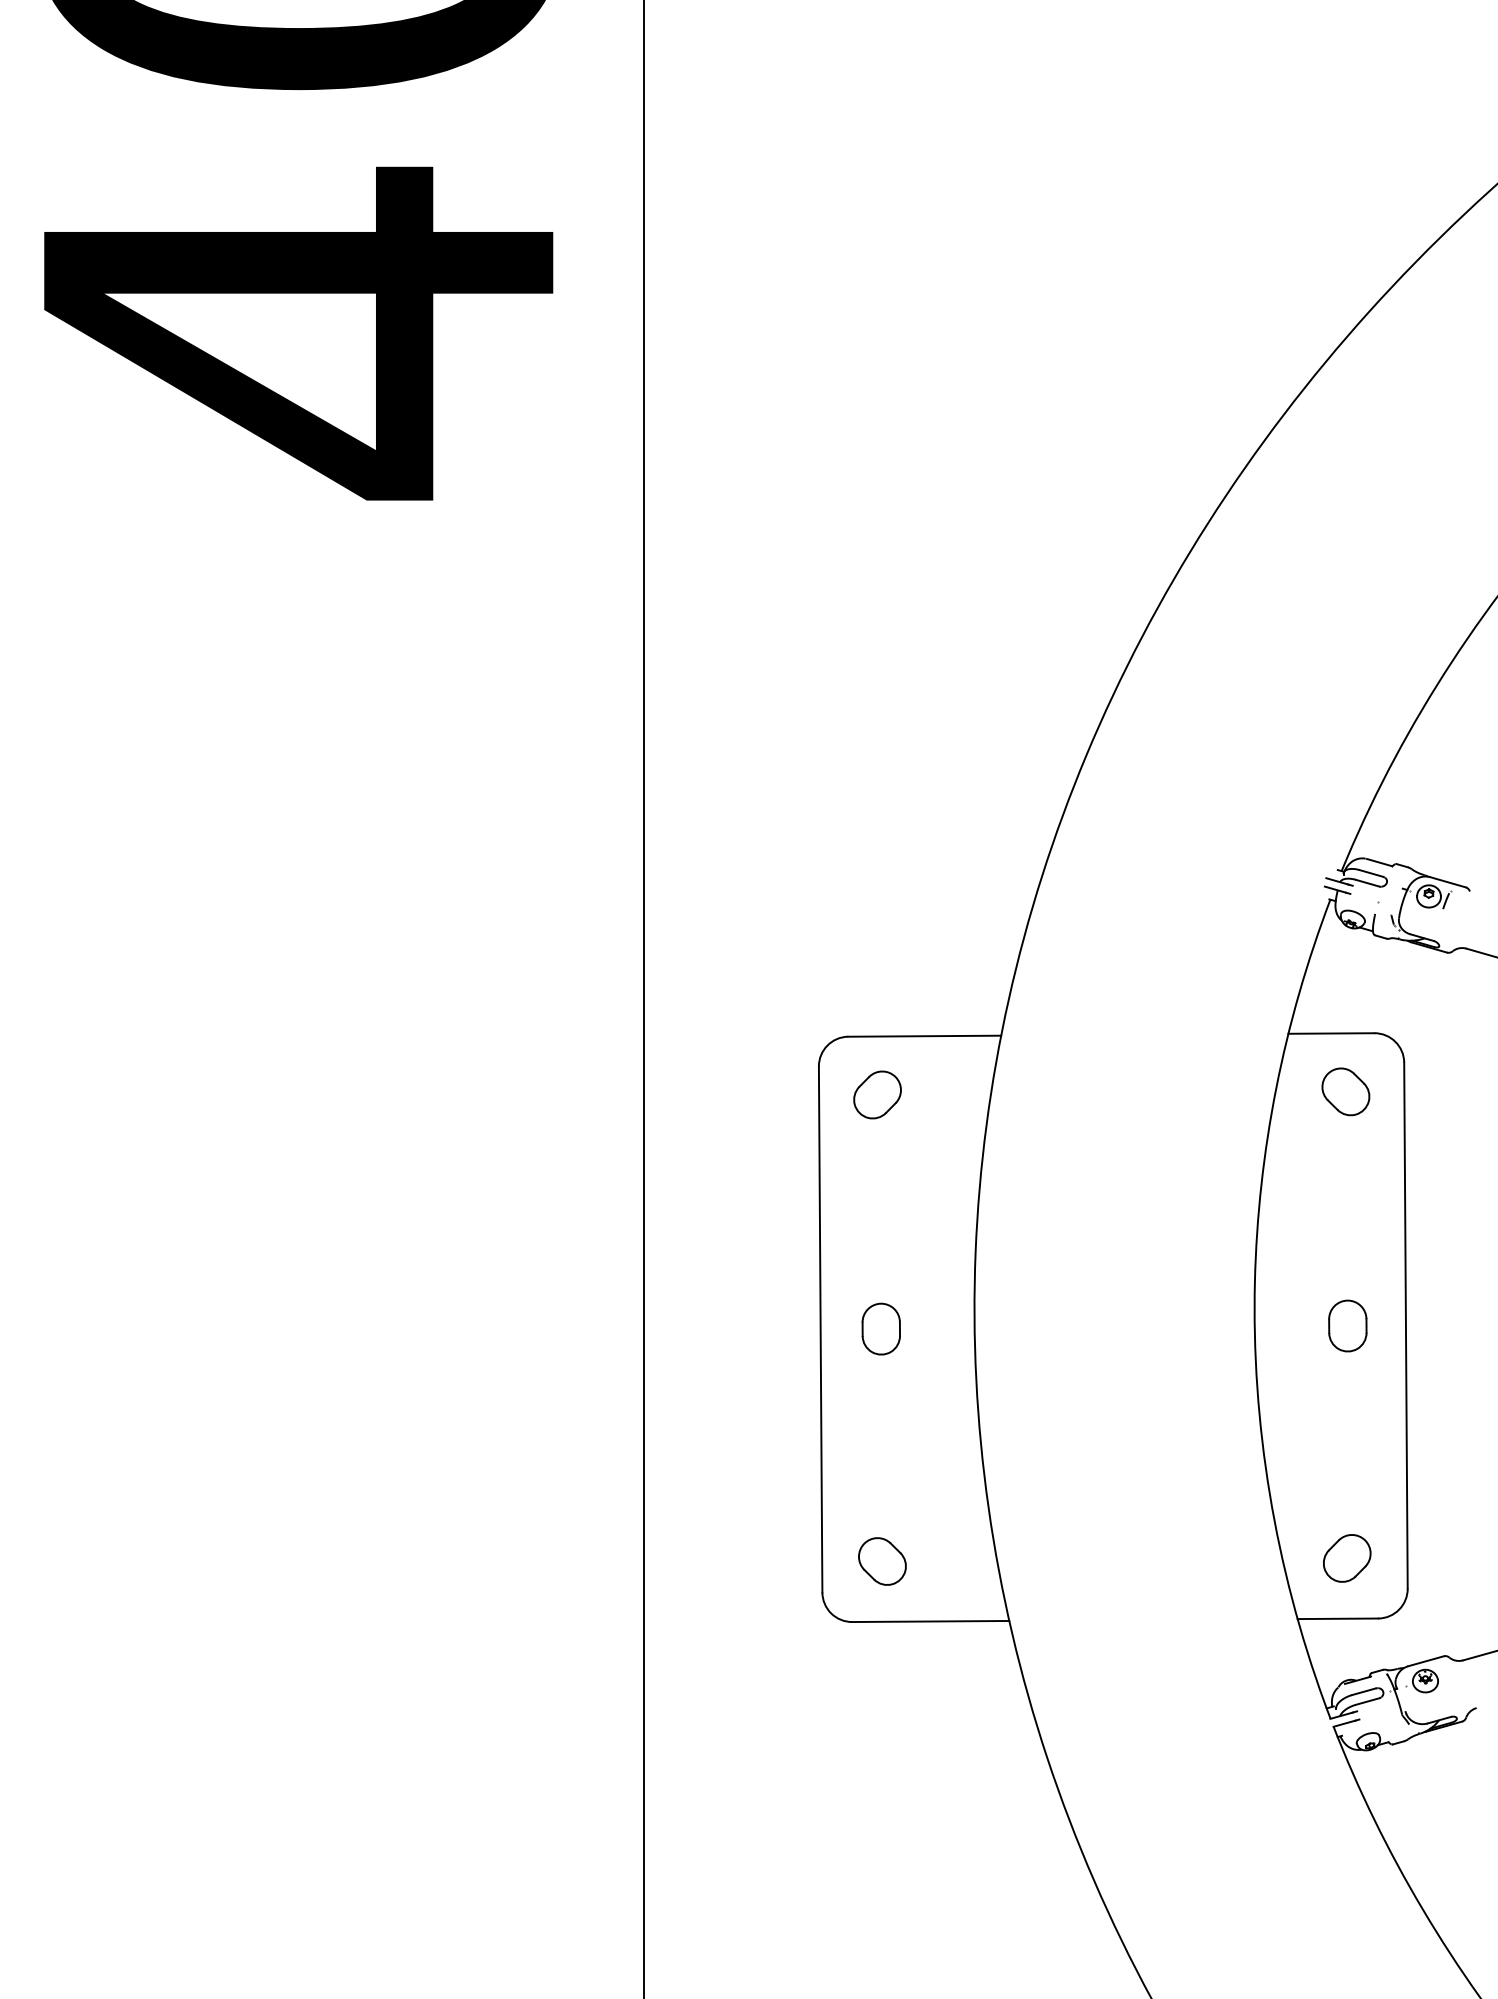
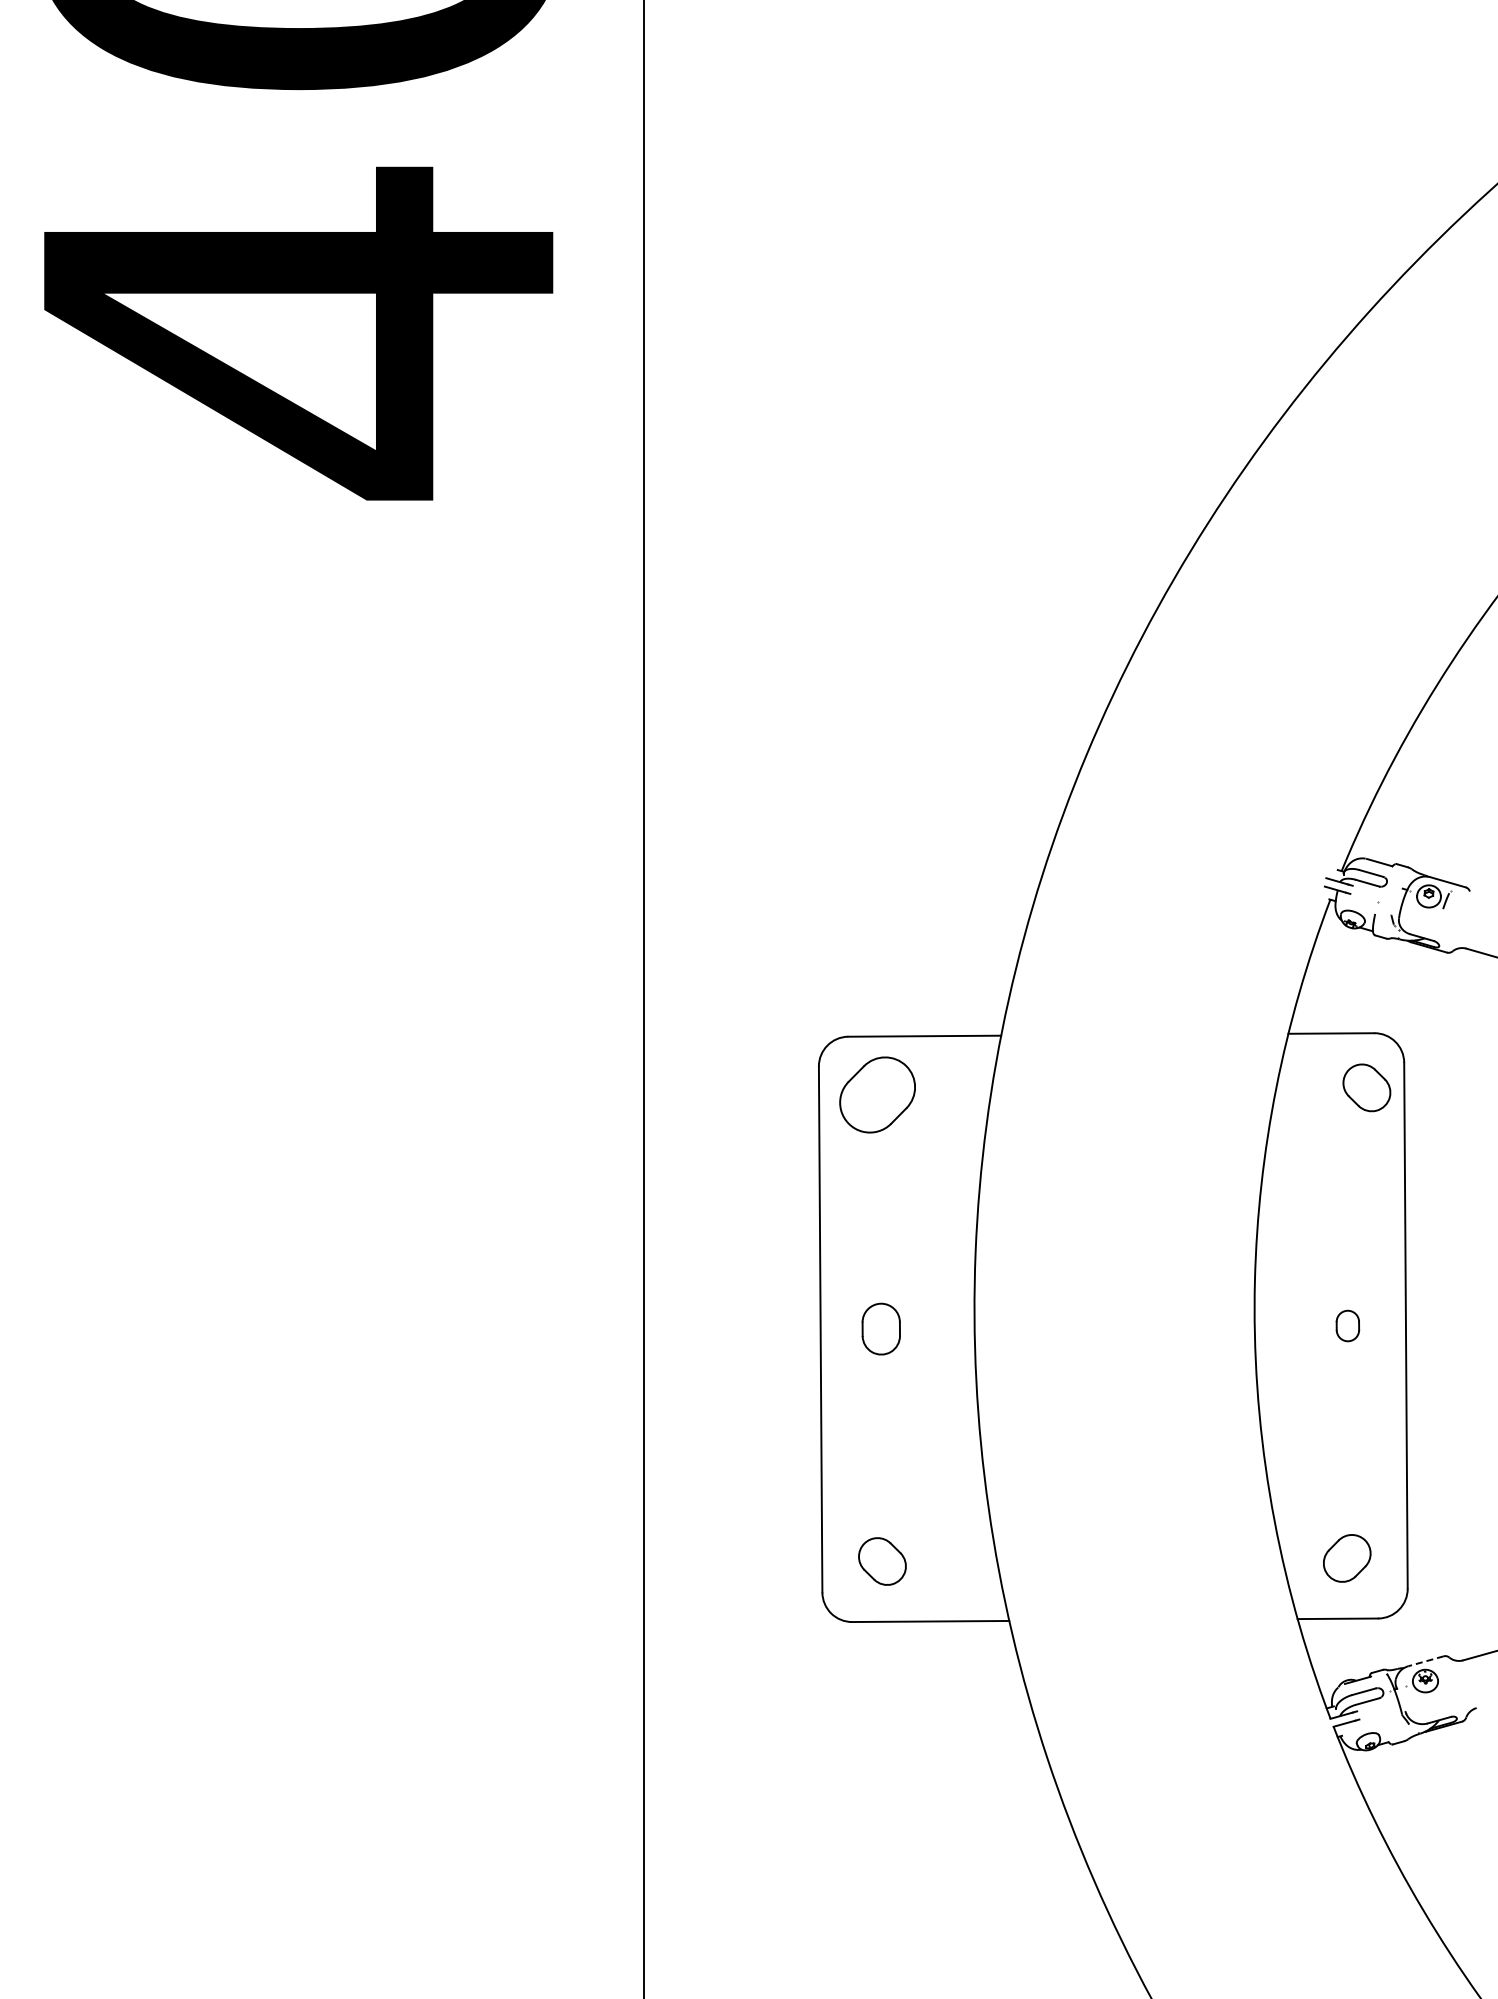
part position: (1345, 1091) -> (1366, 1087) (1366, 1087)
part size: 49x50 px -> 77x78 px (877, 1094)
part size: 40x54 px -> 26x34 px (1347, 1325)
line: solid -> dashed (1425, 1661)
